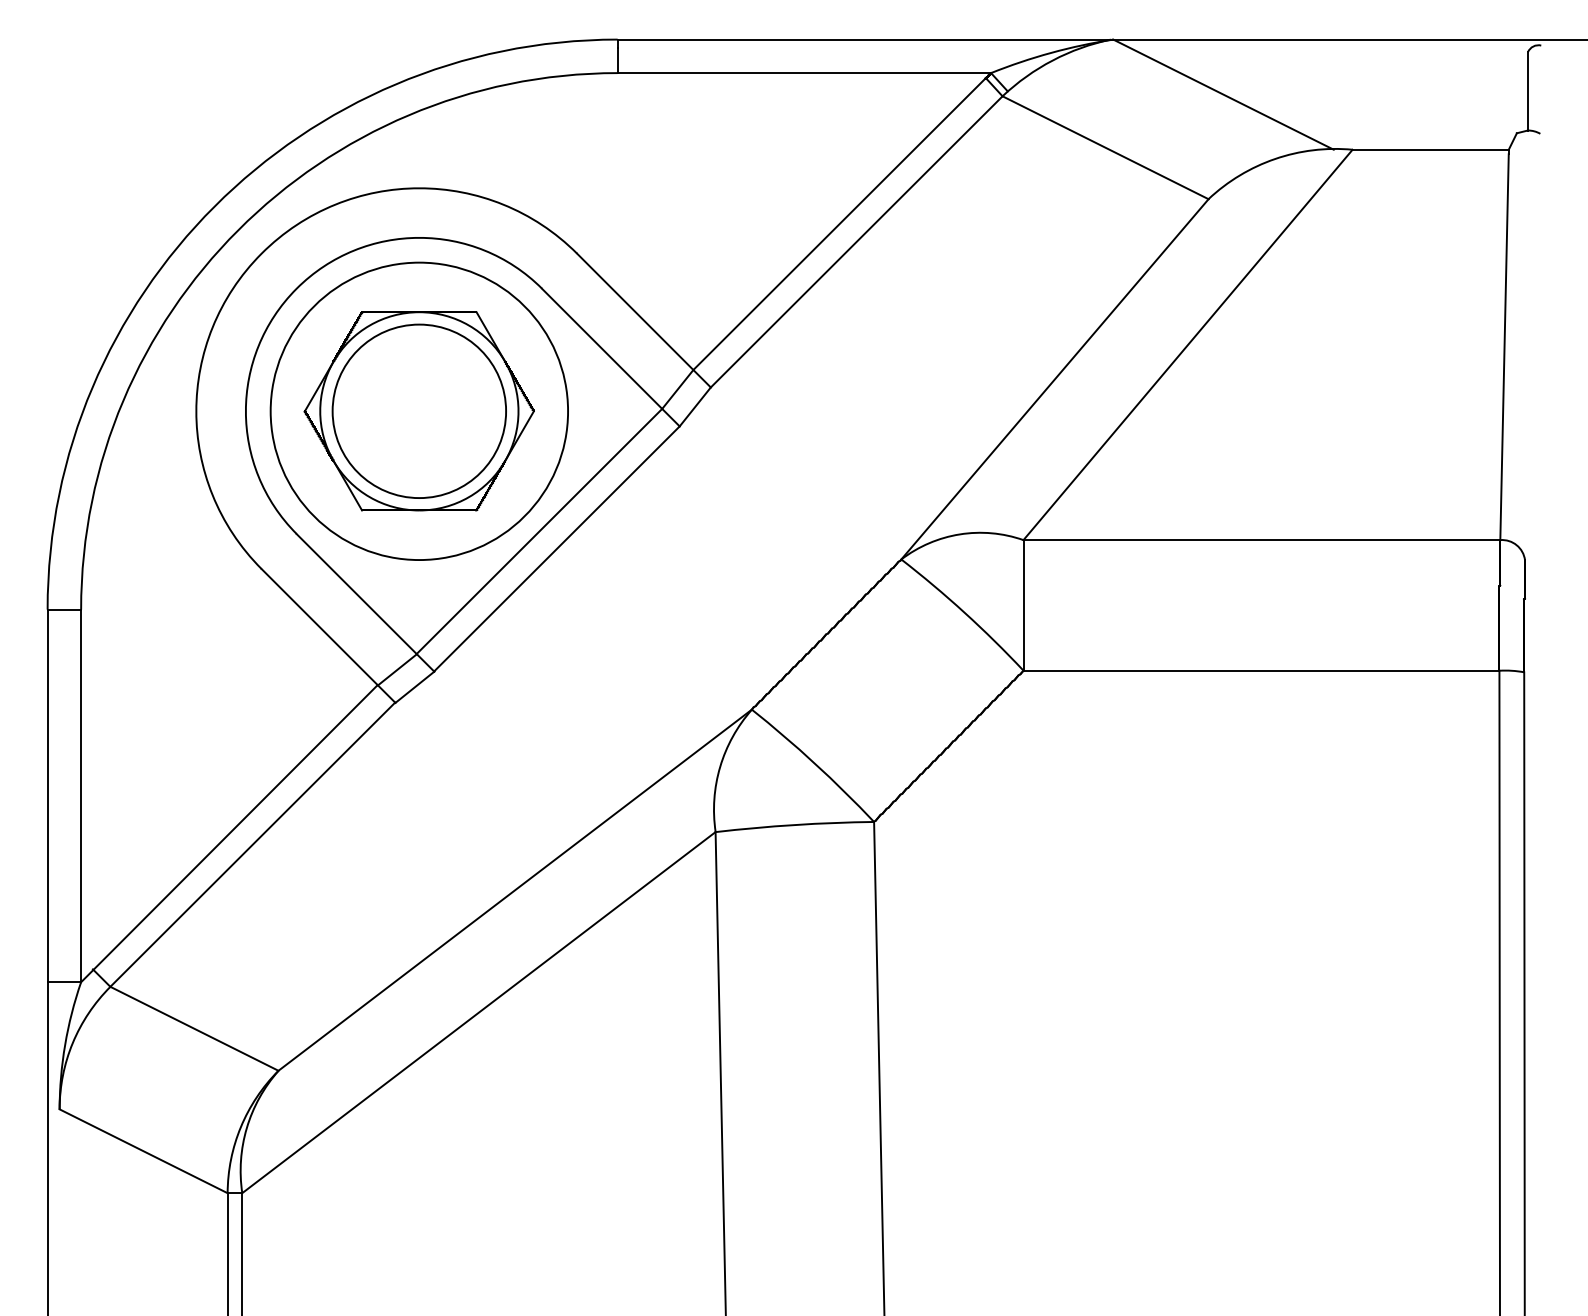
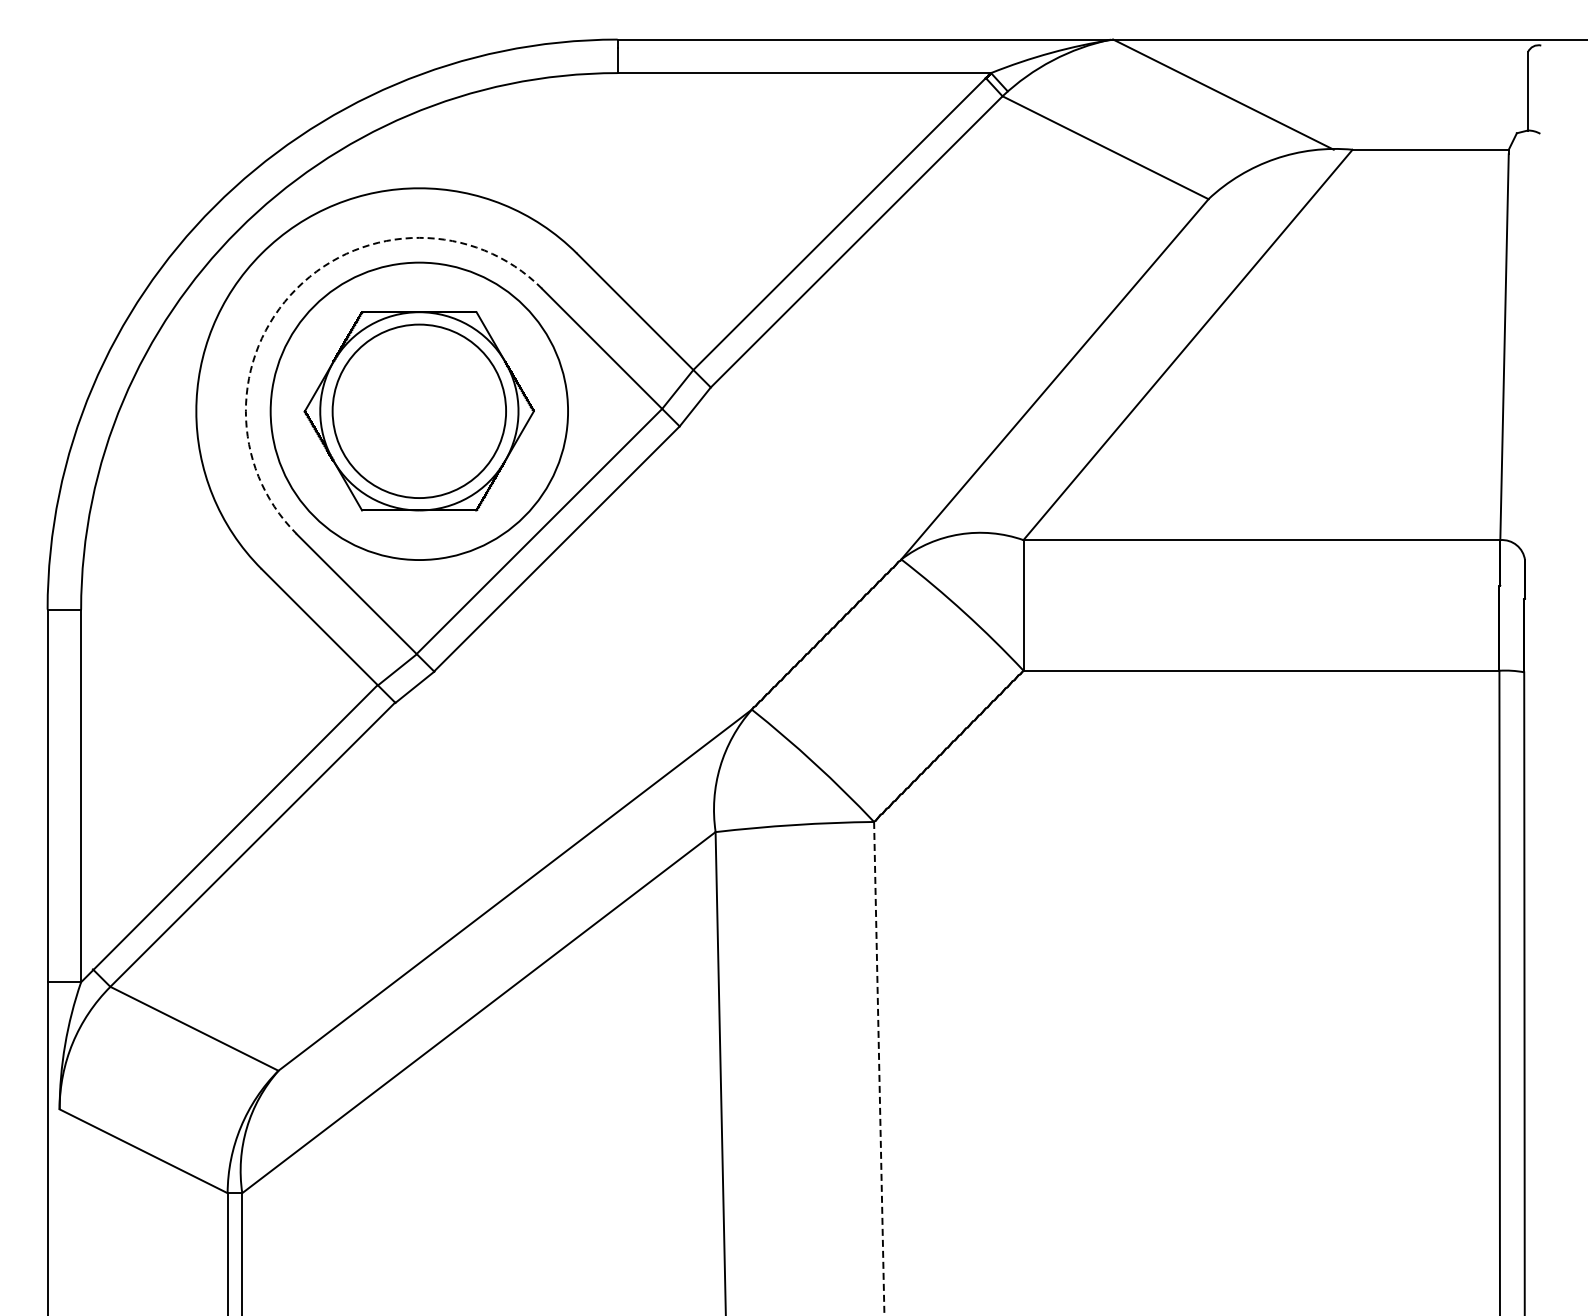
arc: solid -> dashed (296, 288)
line: solid -> dashed (879, 1068)
